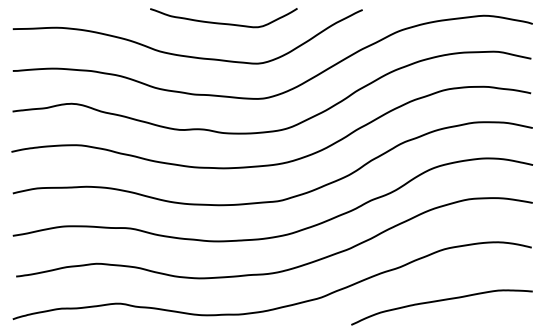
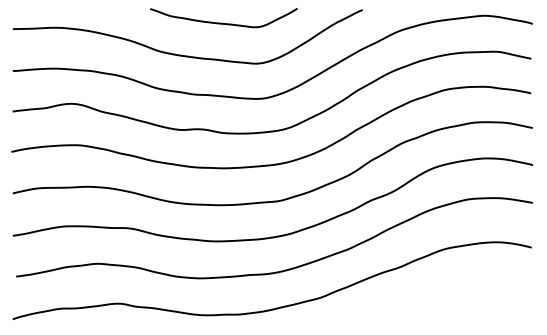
curve: present -> none (441, 301)
